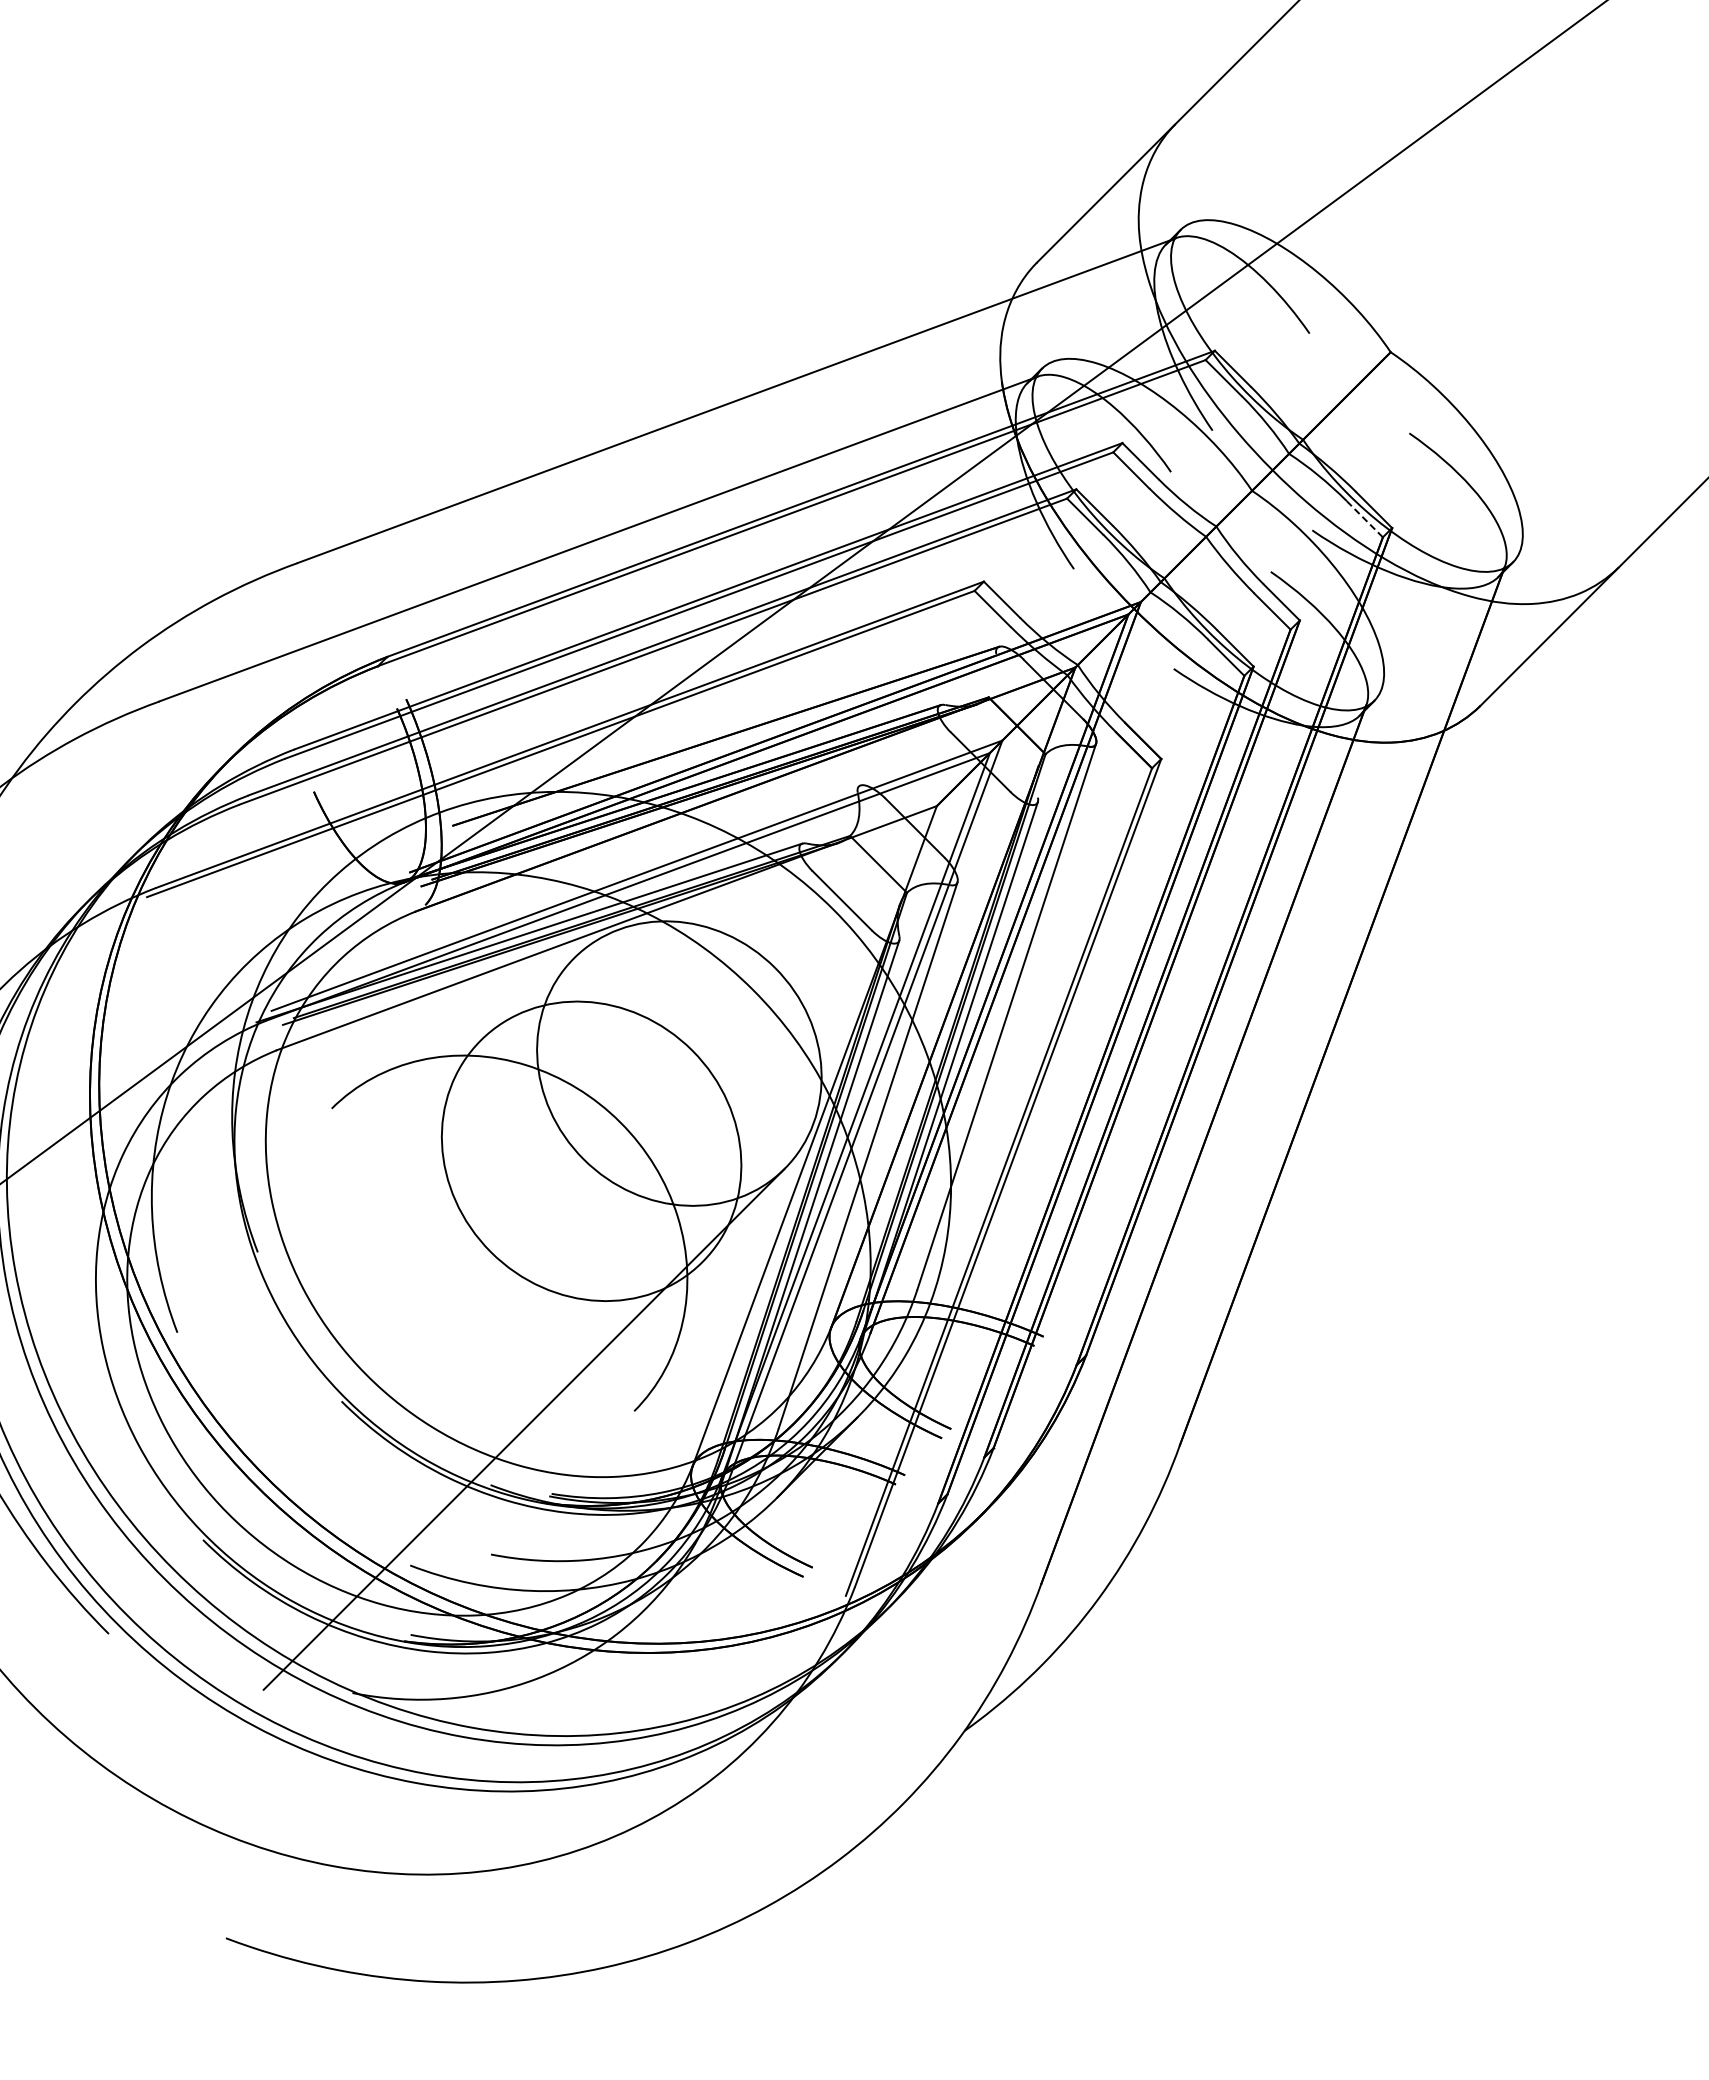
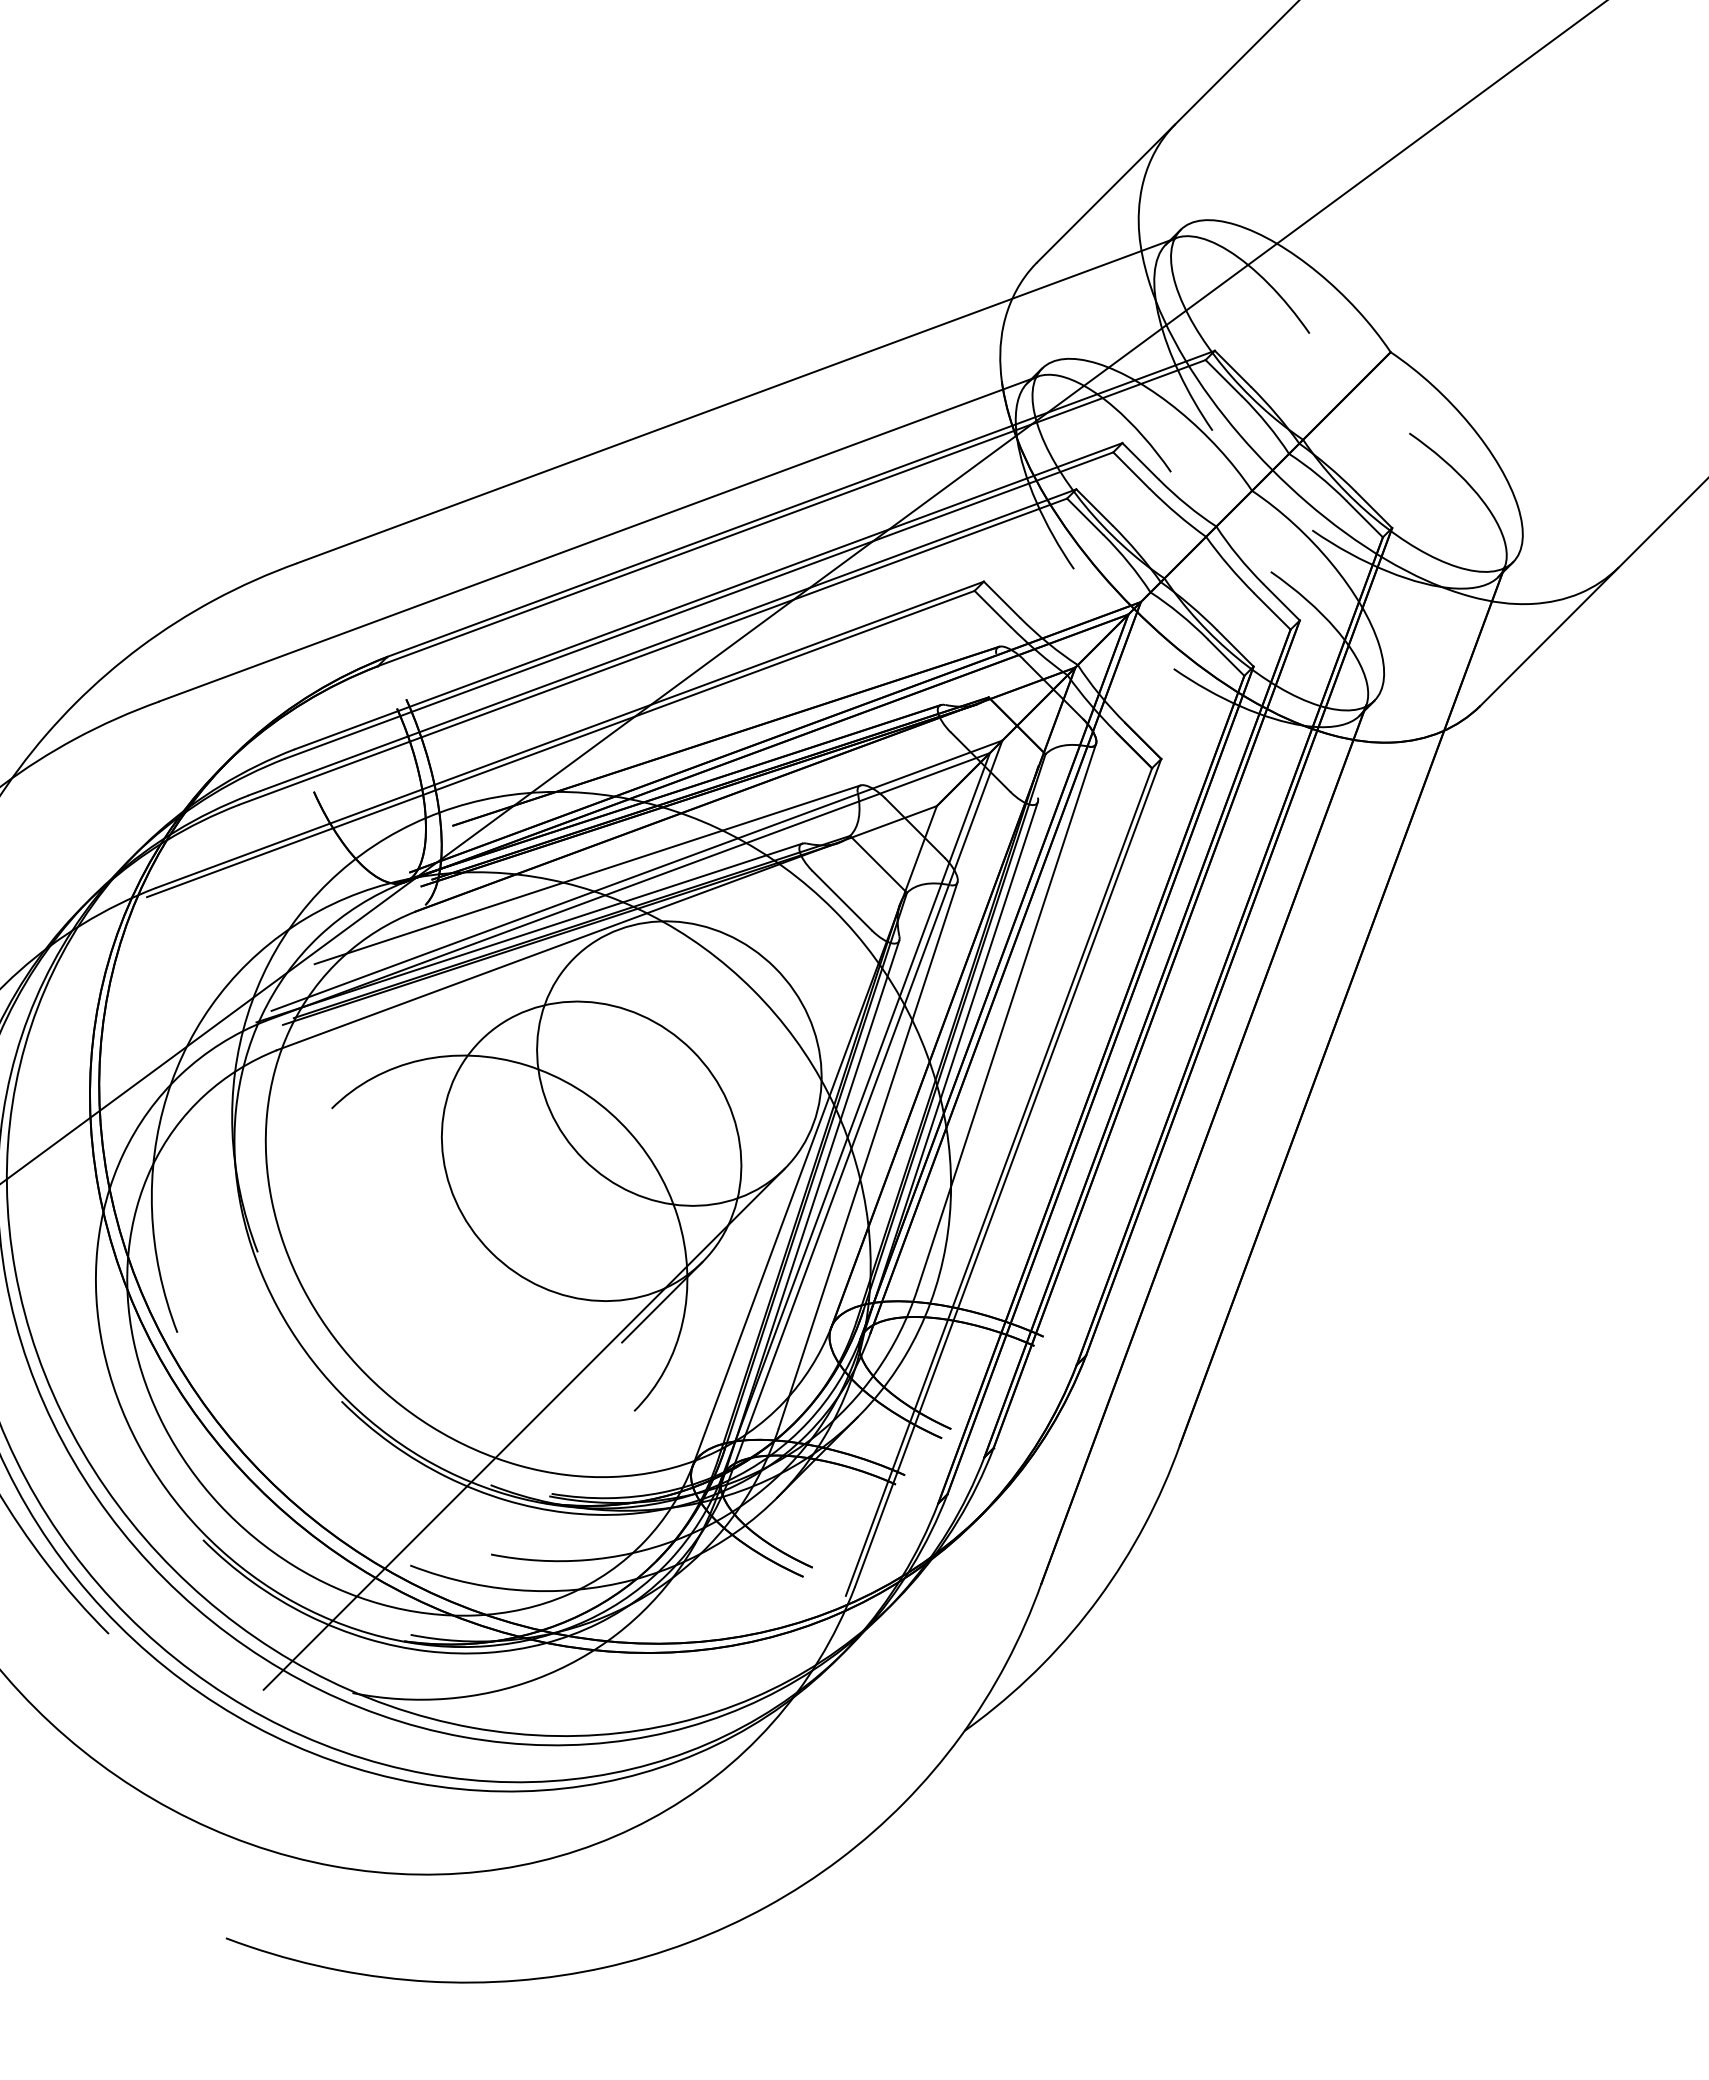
line: dashed -> solid (1364, 518)
line: none -> present (587, 874)
line: none -> present (662, 1302)
